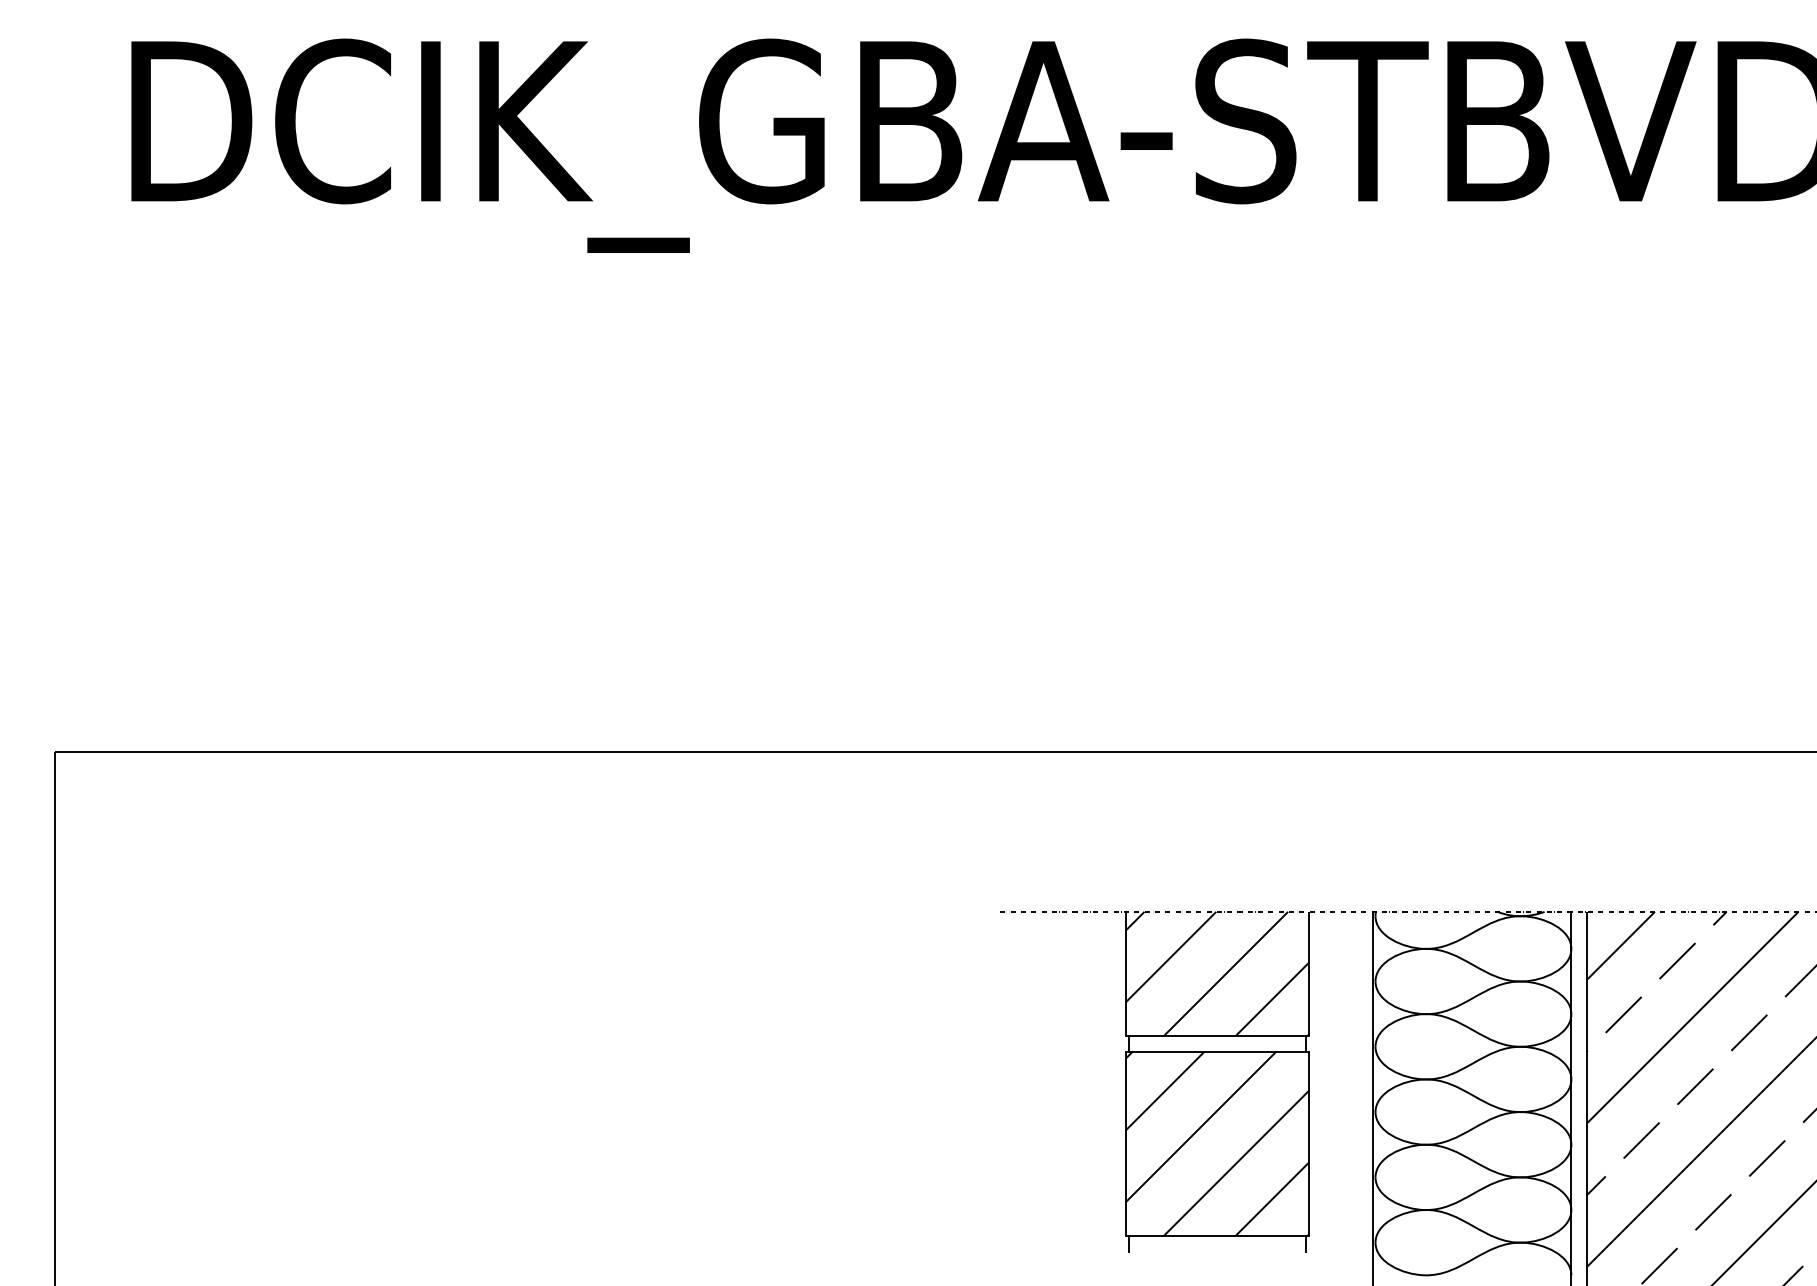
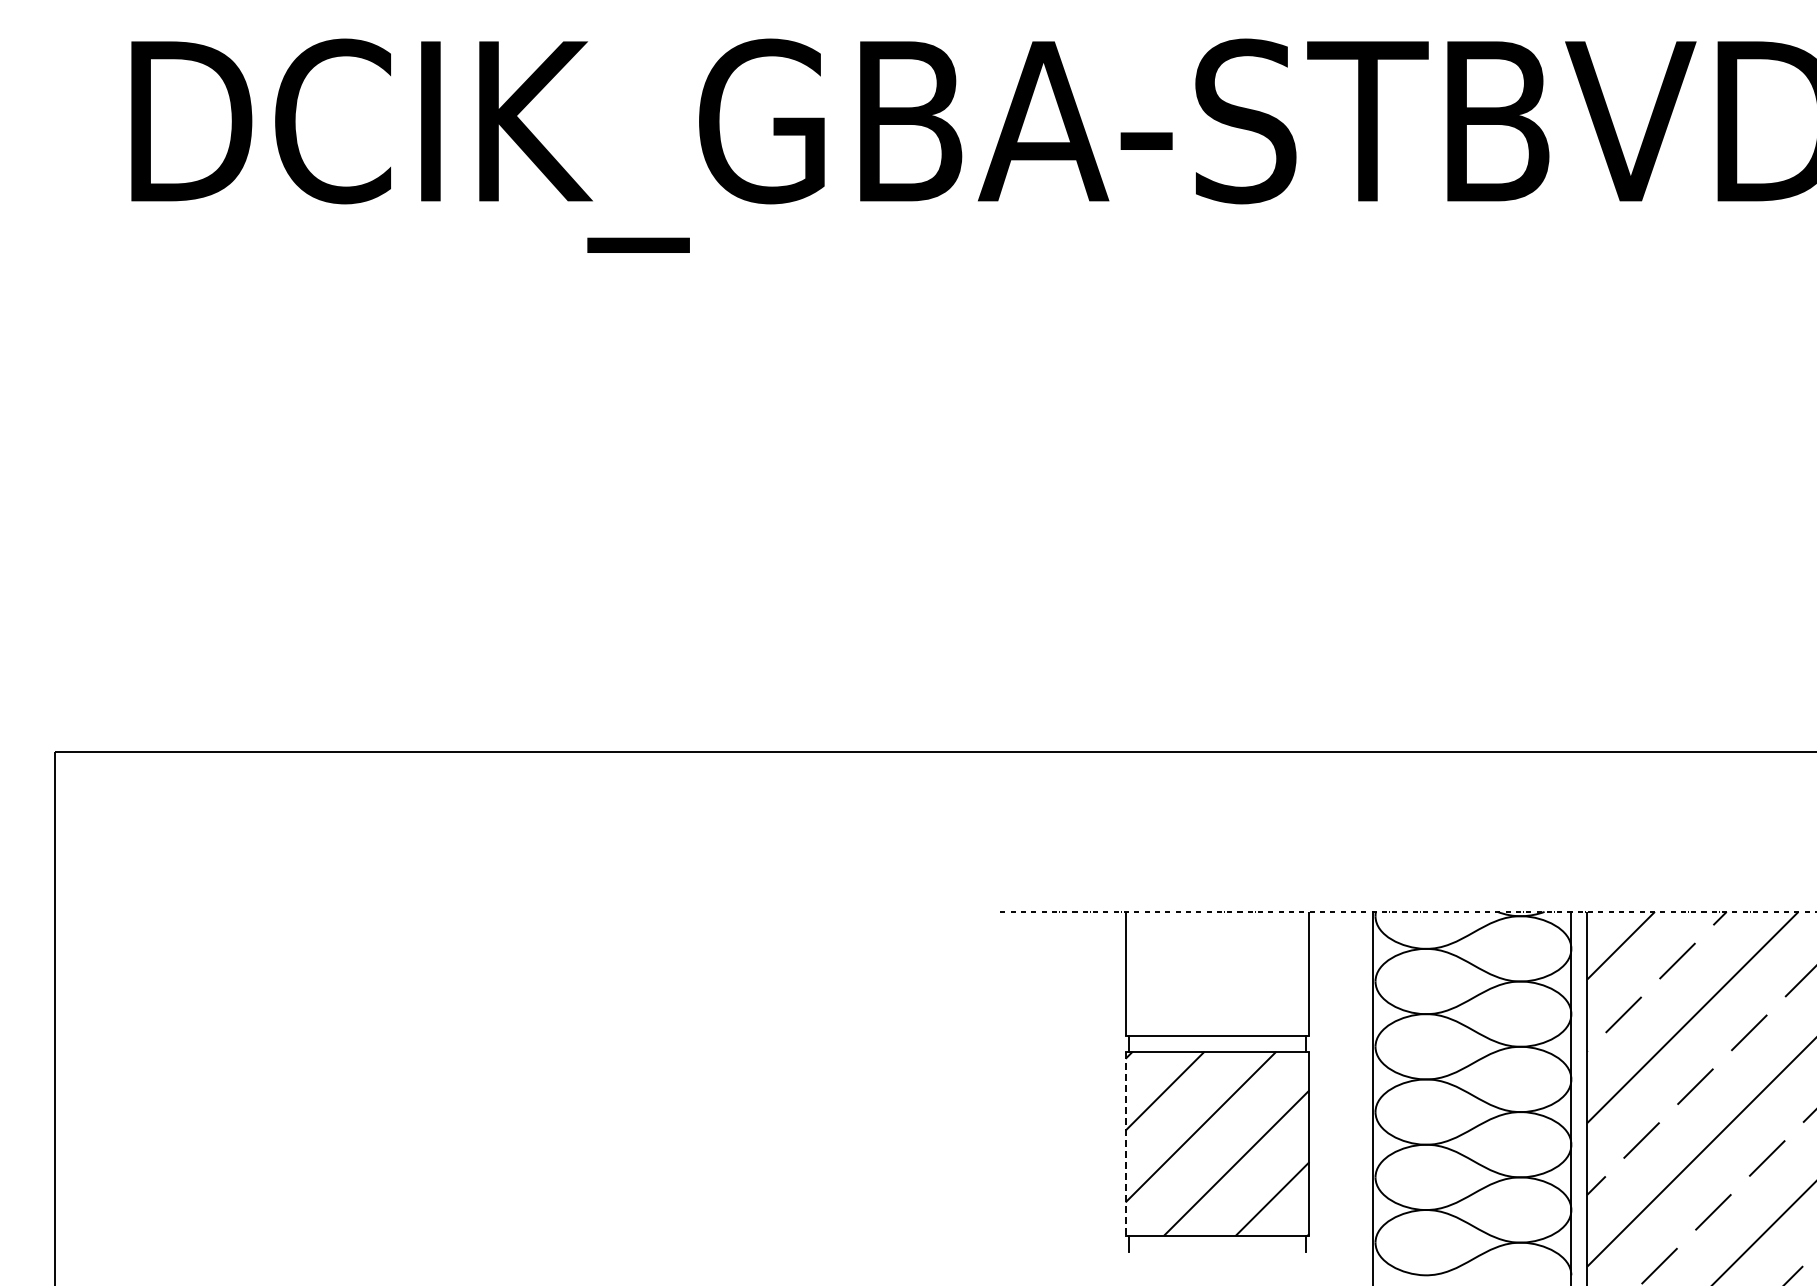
hatch: present -> none (1217, 973)
line: solid -> dashed (1125, 1143)
